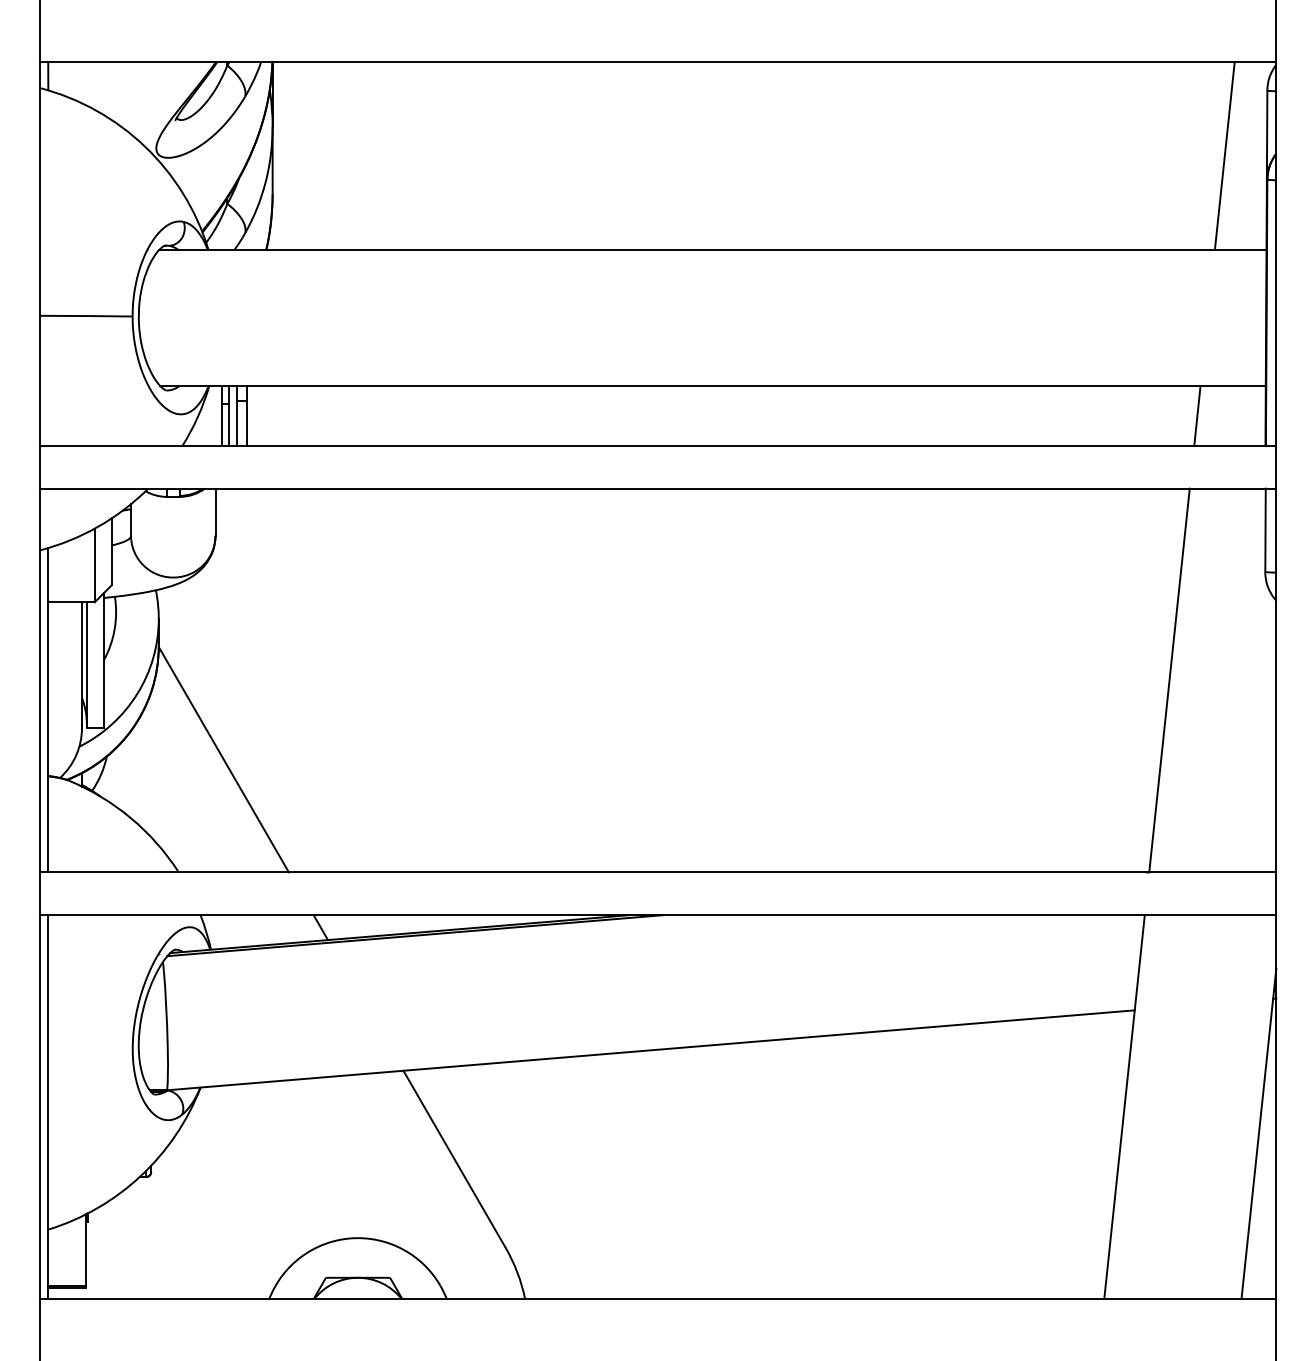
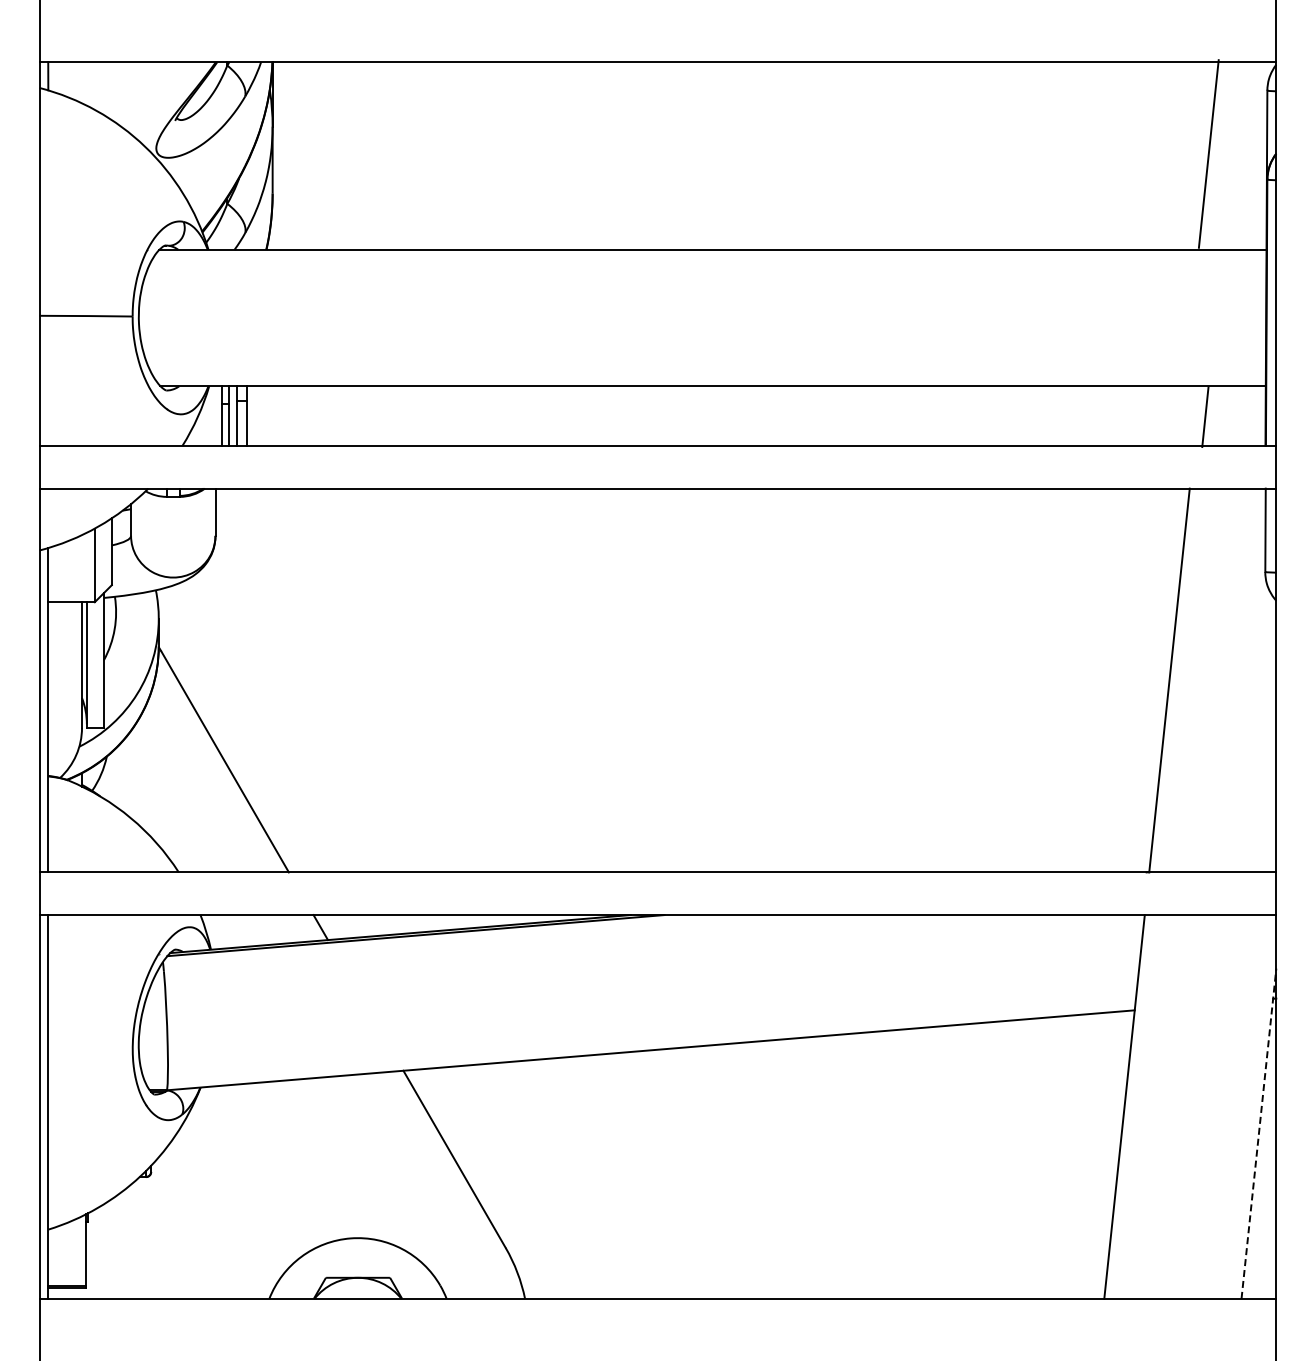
line position: (1224, 155) -> (1208, 153) (1208, 153)
line position: (1197, 415) -> (1205, 416) (1205, 416)
line: solid -> dashed (1258, 1133)
